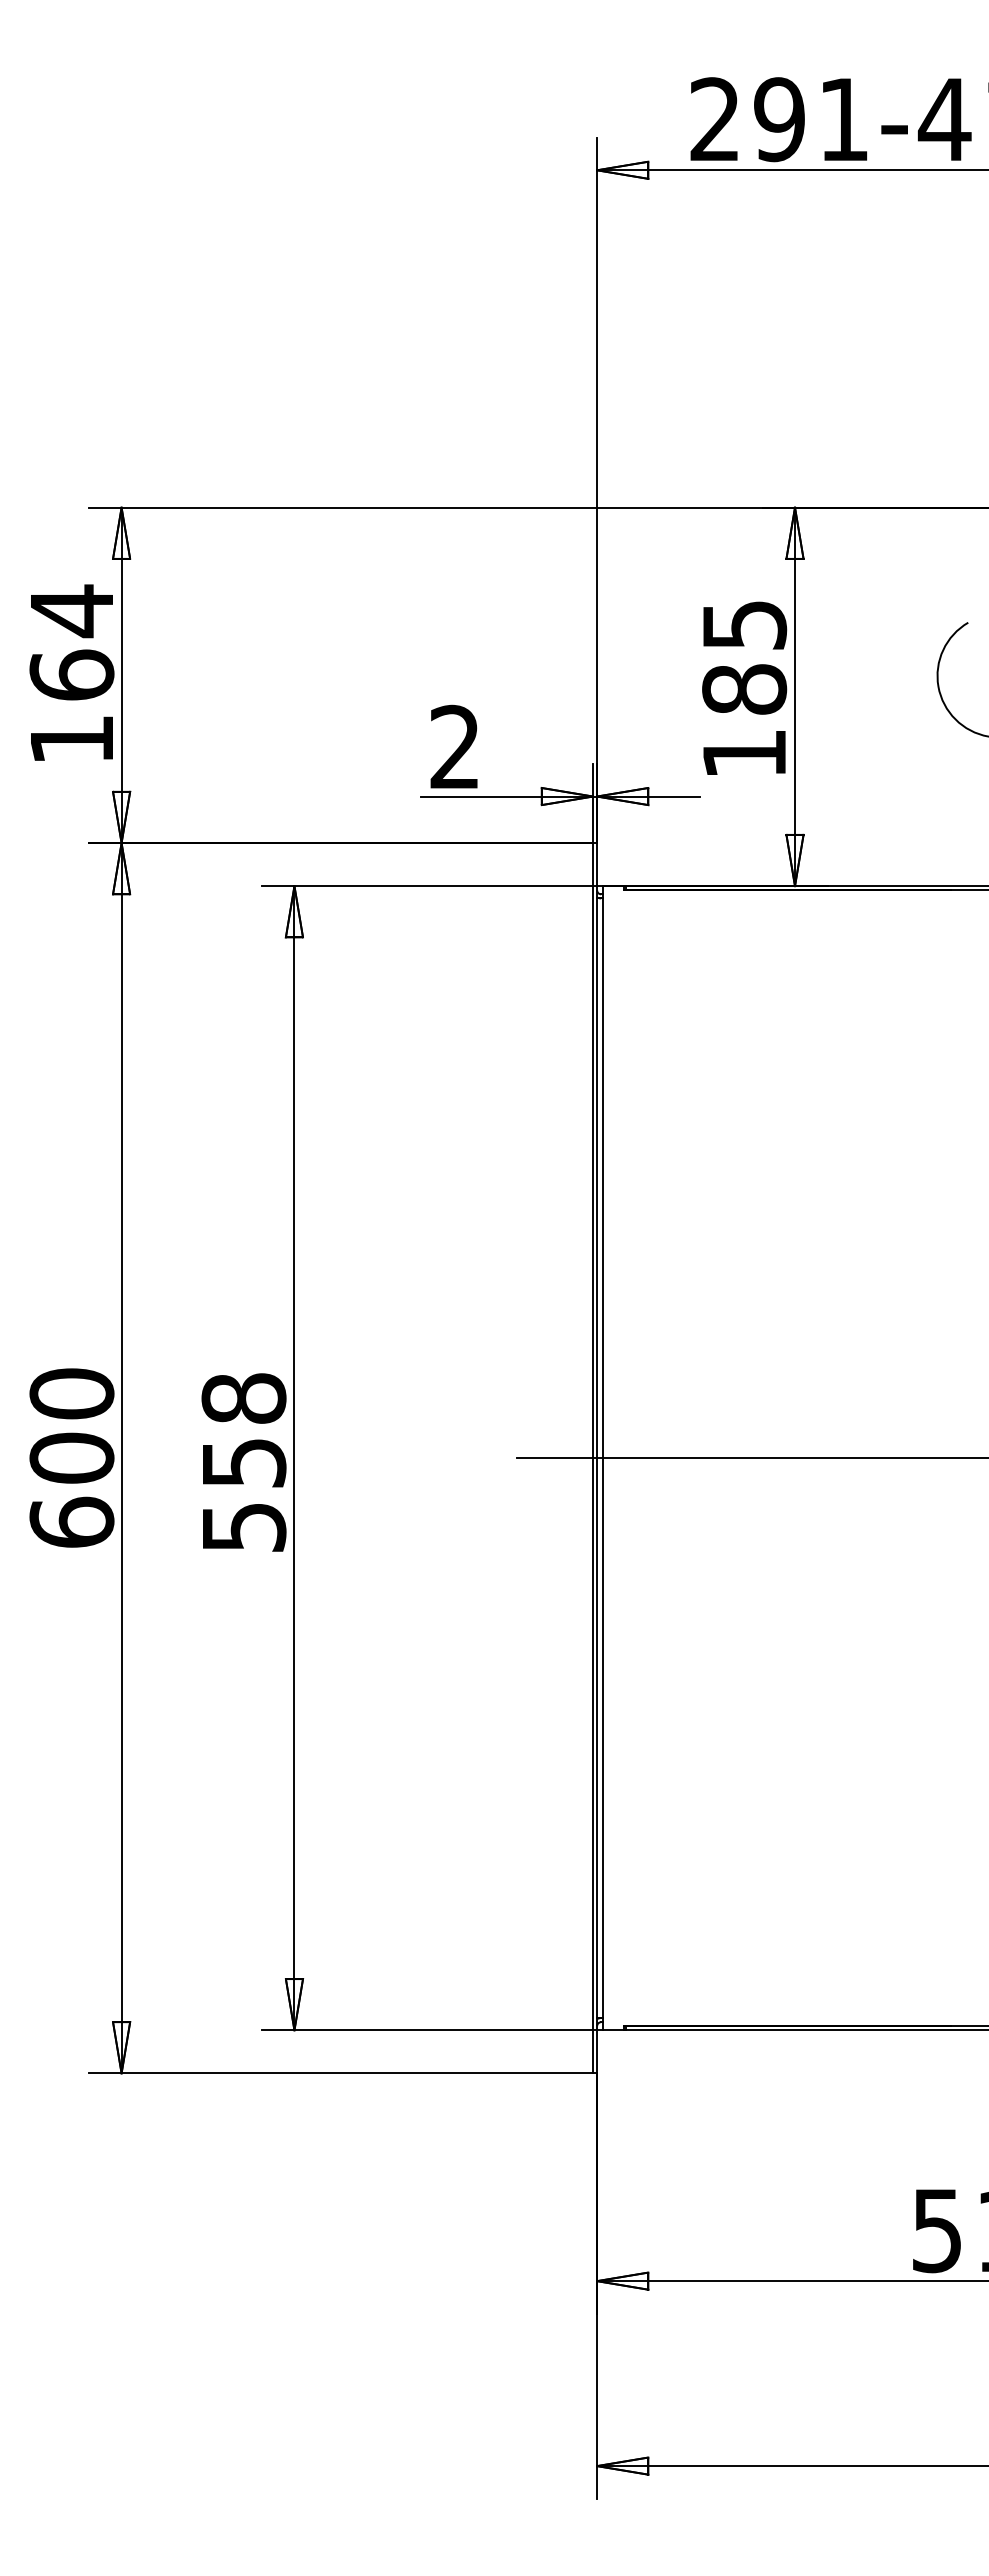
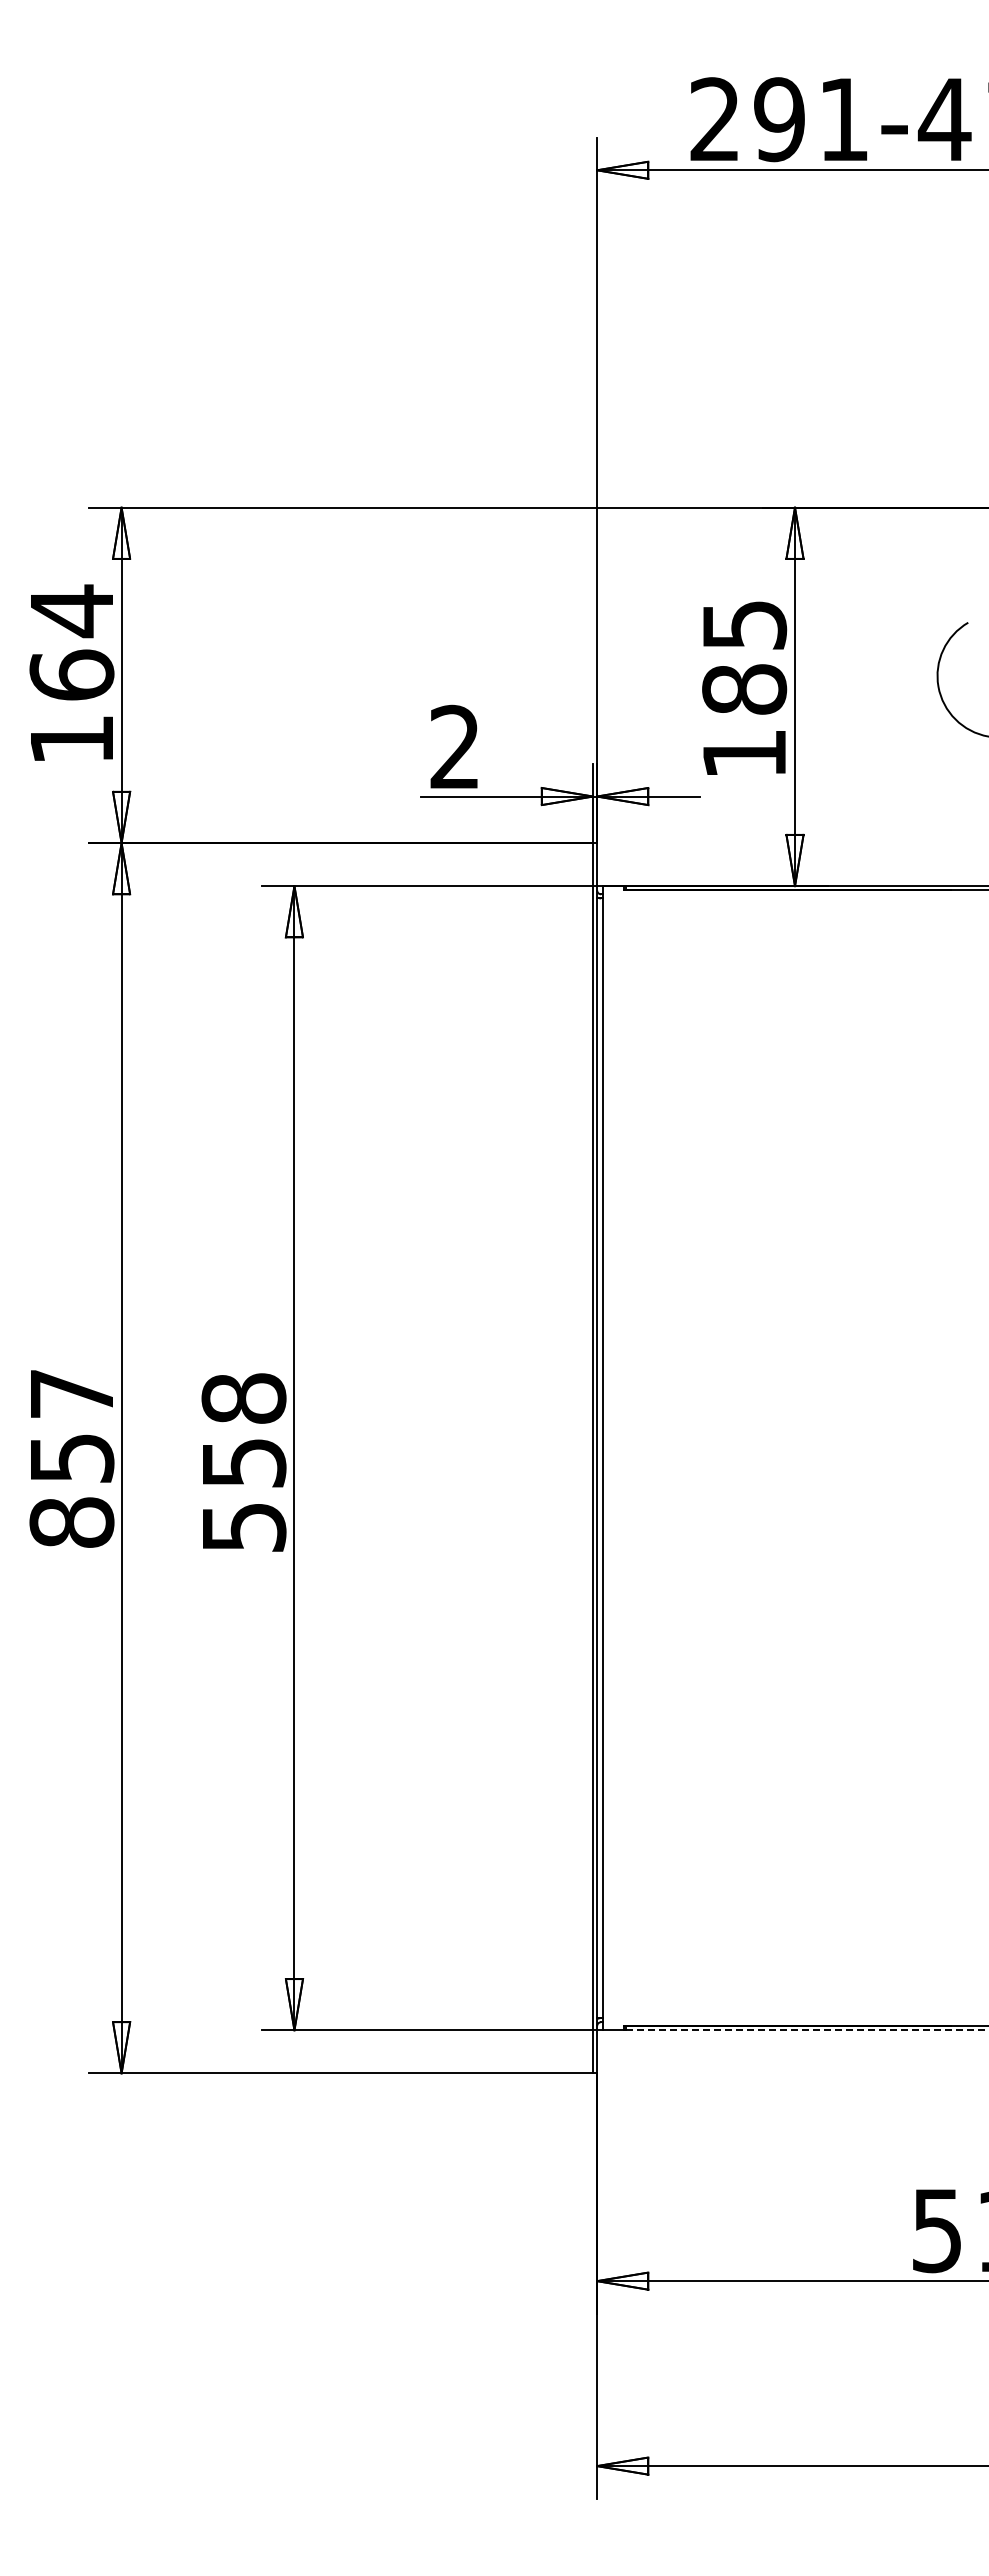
text: 600 -> 857 (71, 1457)
line: present -> none (751, 1458)
line: solid -> dashed (807, 2030)
